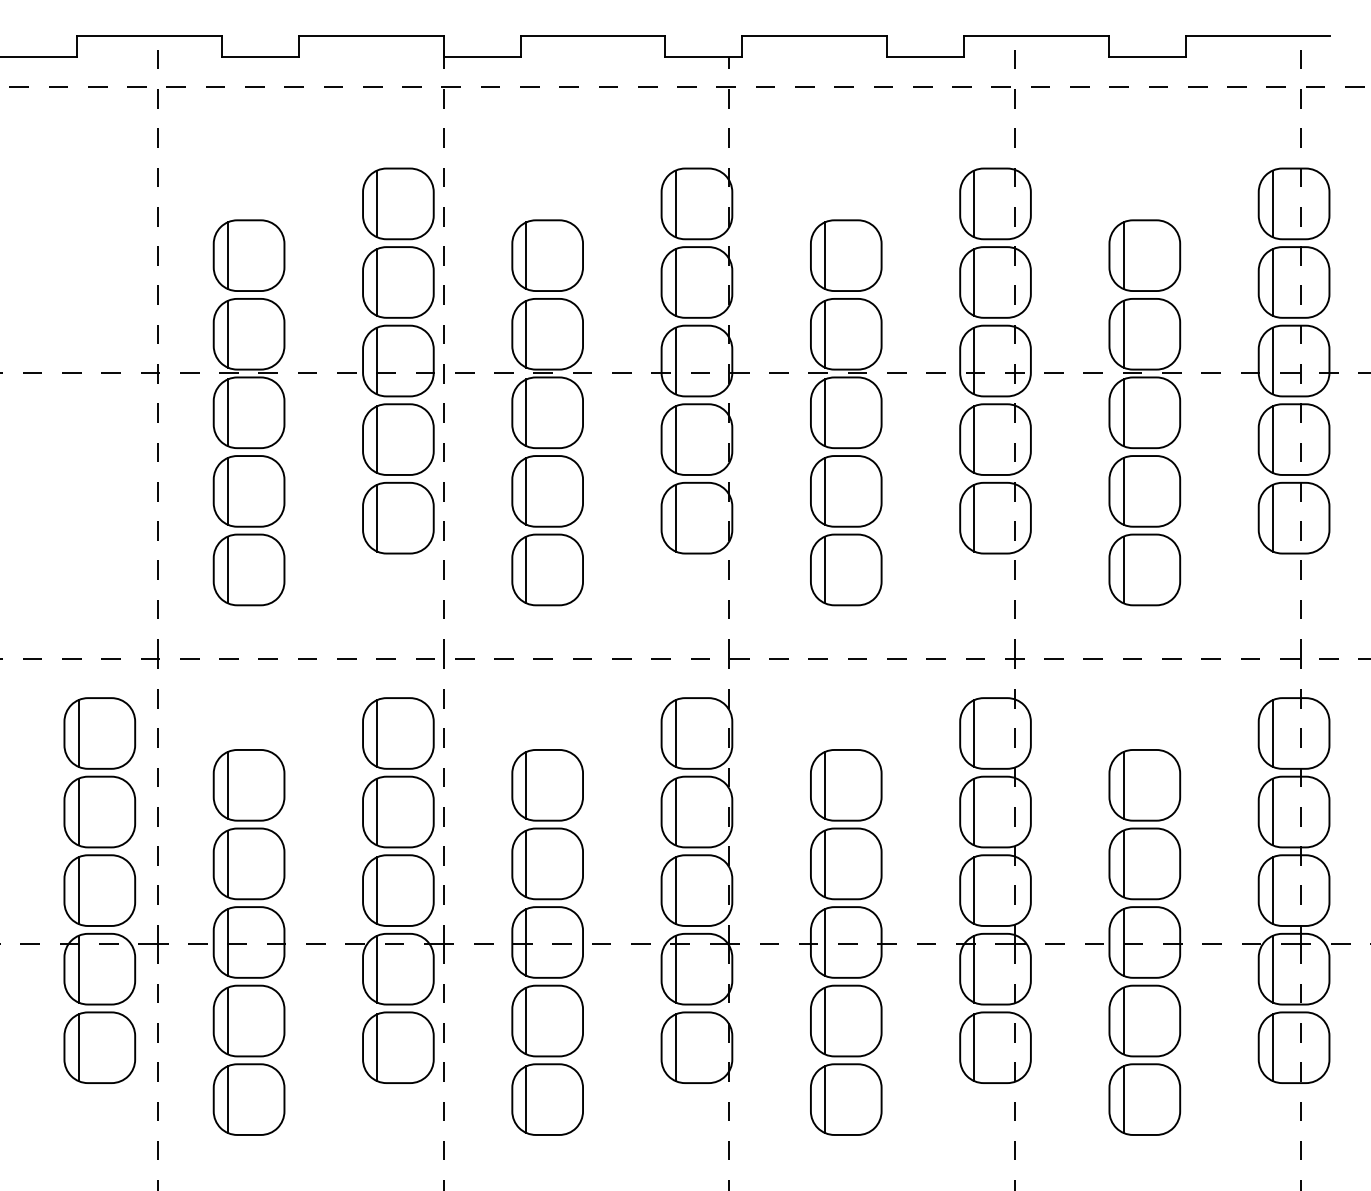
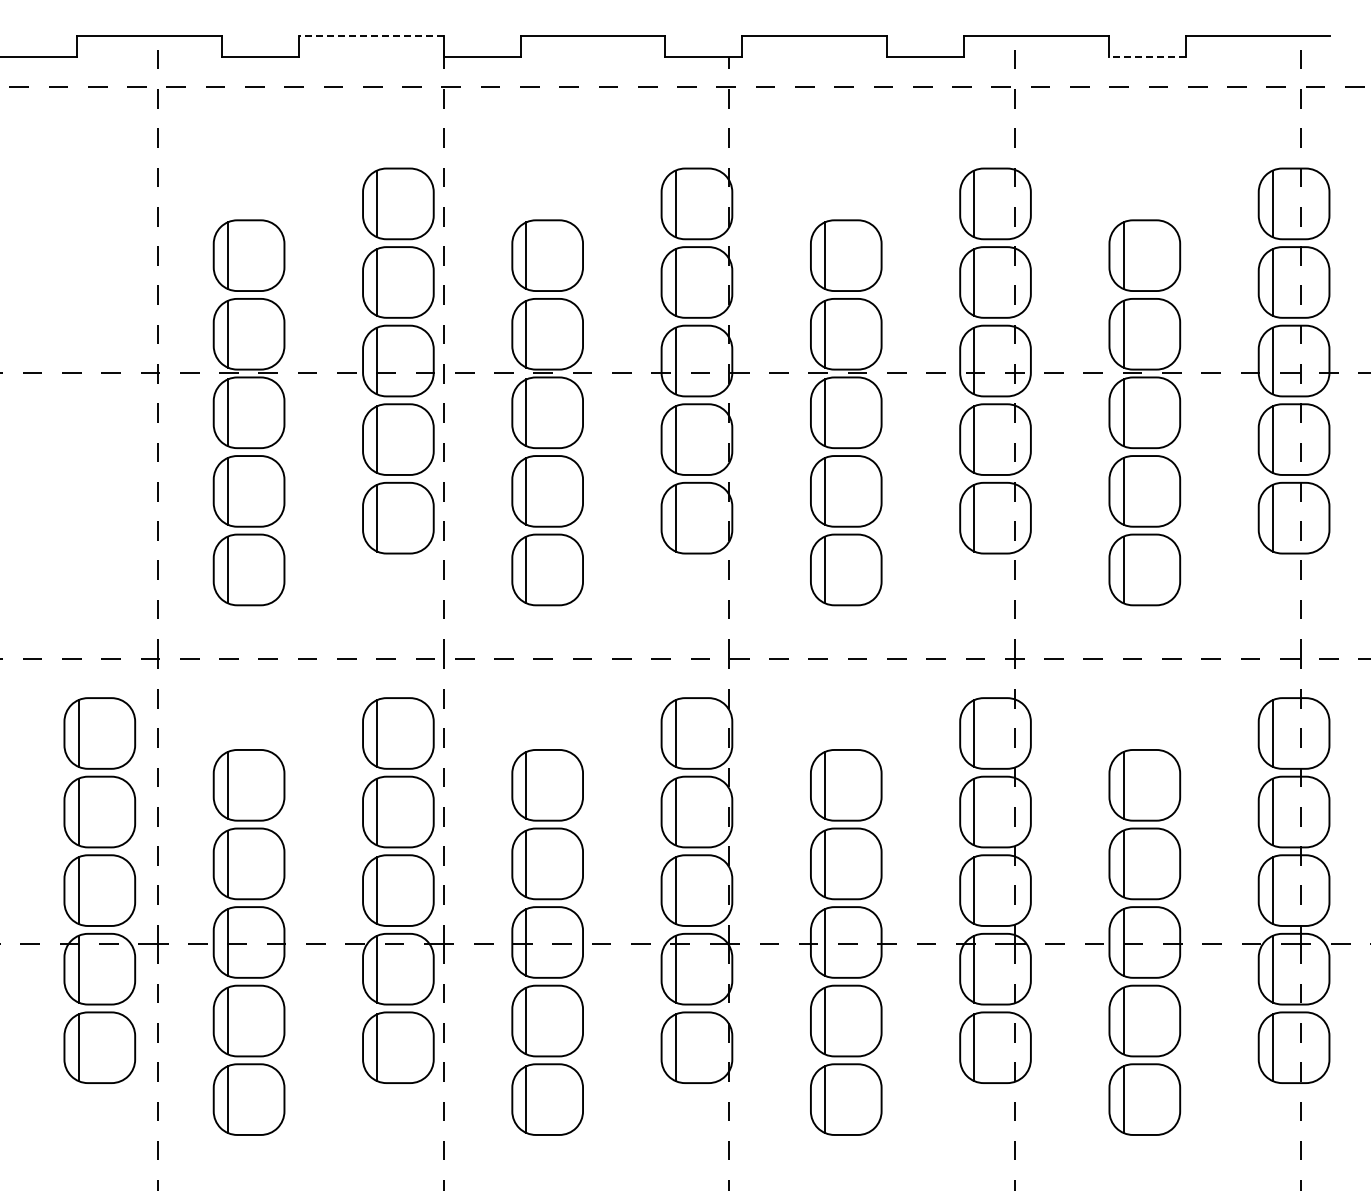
line: solid -> dashed (370, 35)
line: solid -> dashed (1146, 56)
